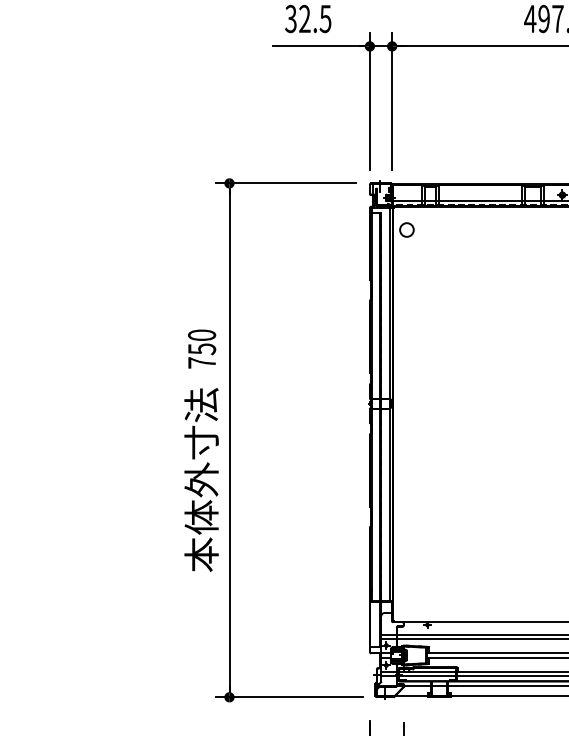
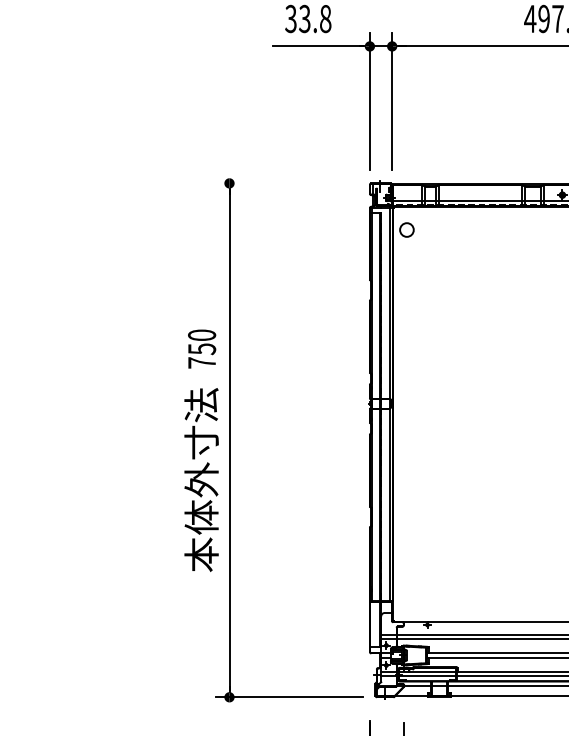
text: 32.5 -> 33.8 (315, 19)
line: present -> none (285, 183)
